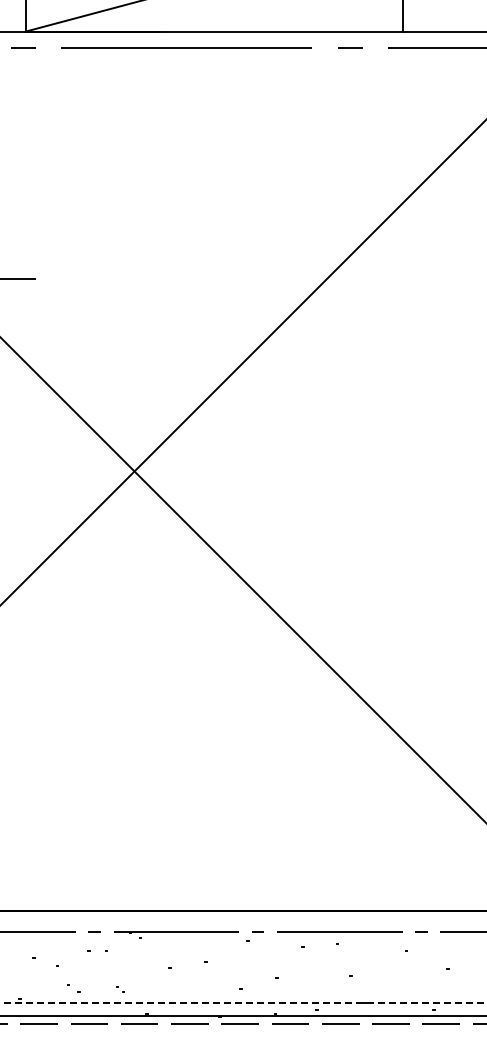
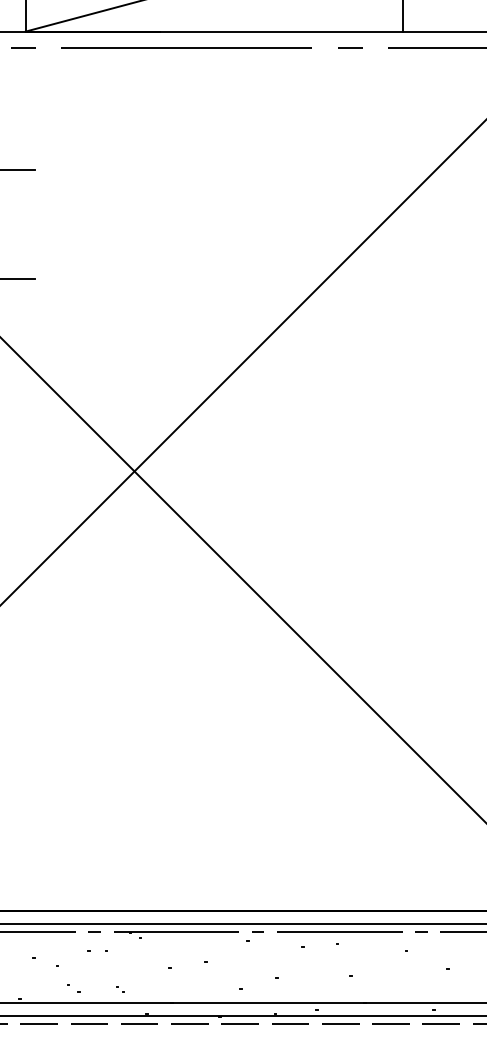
line: none -> present (18, 169)
line: none -> present (242, 923)
line: dashed -> solid (242, 1003)
